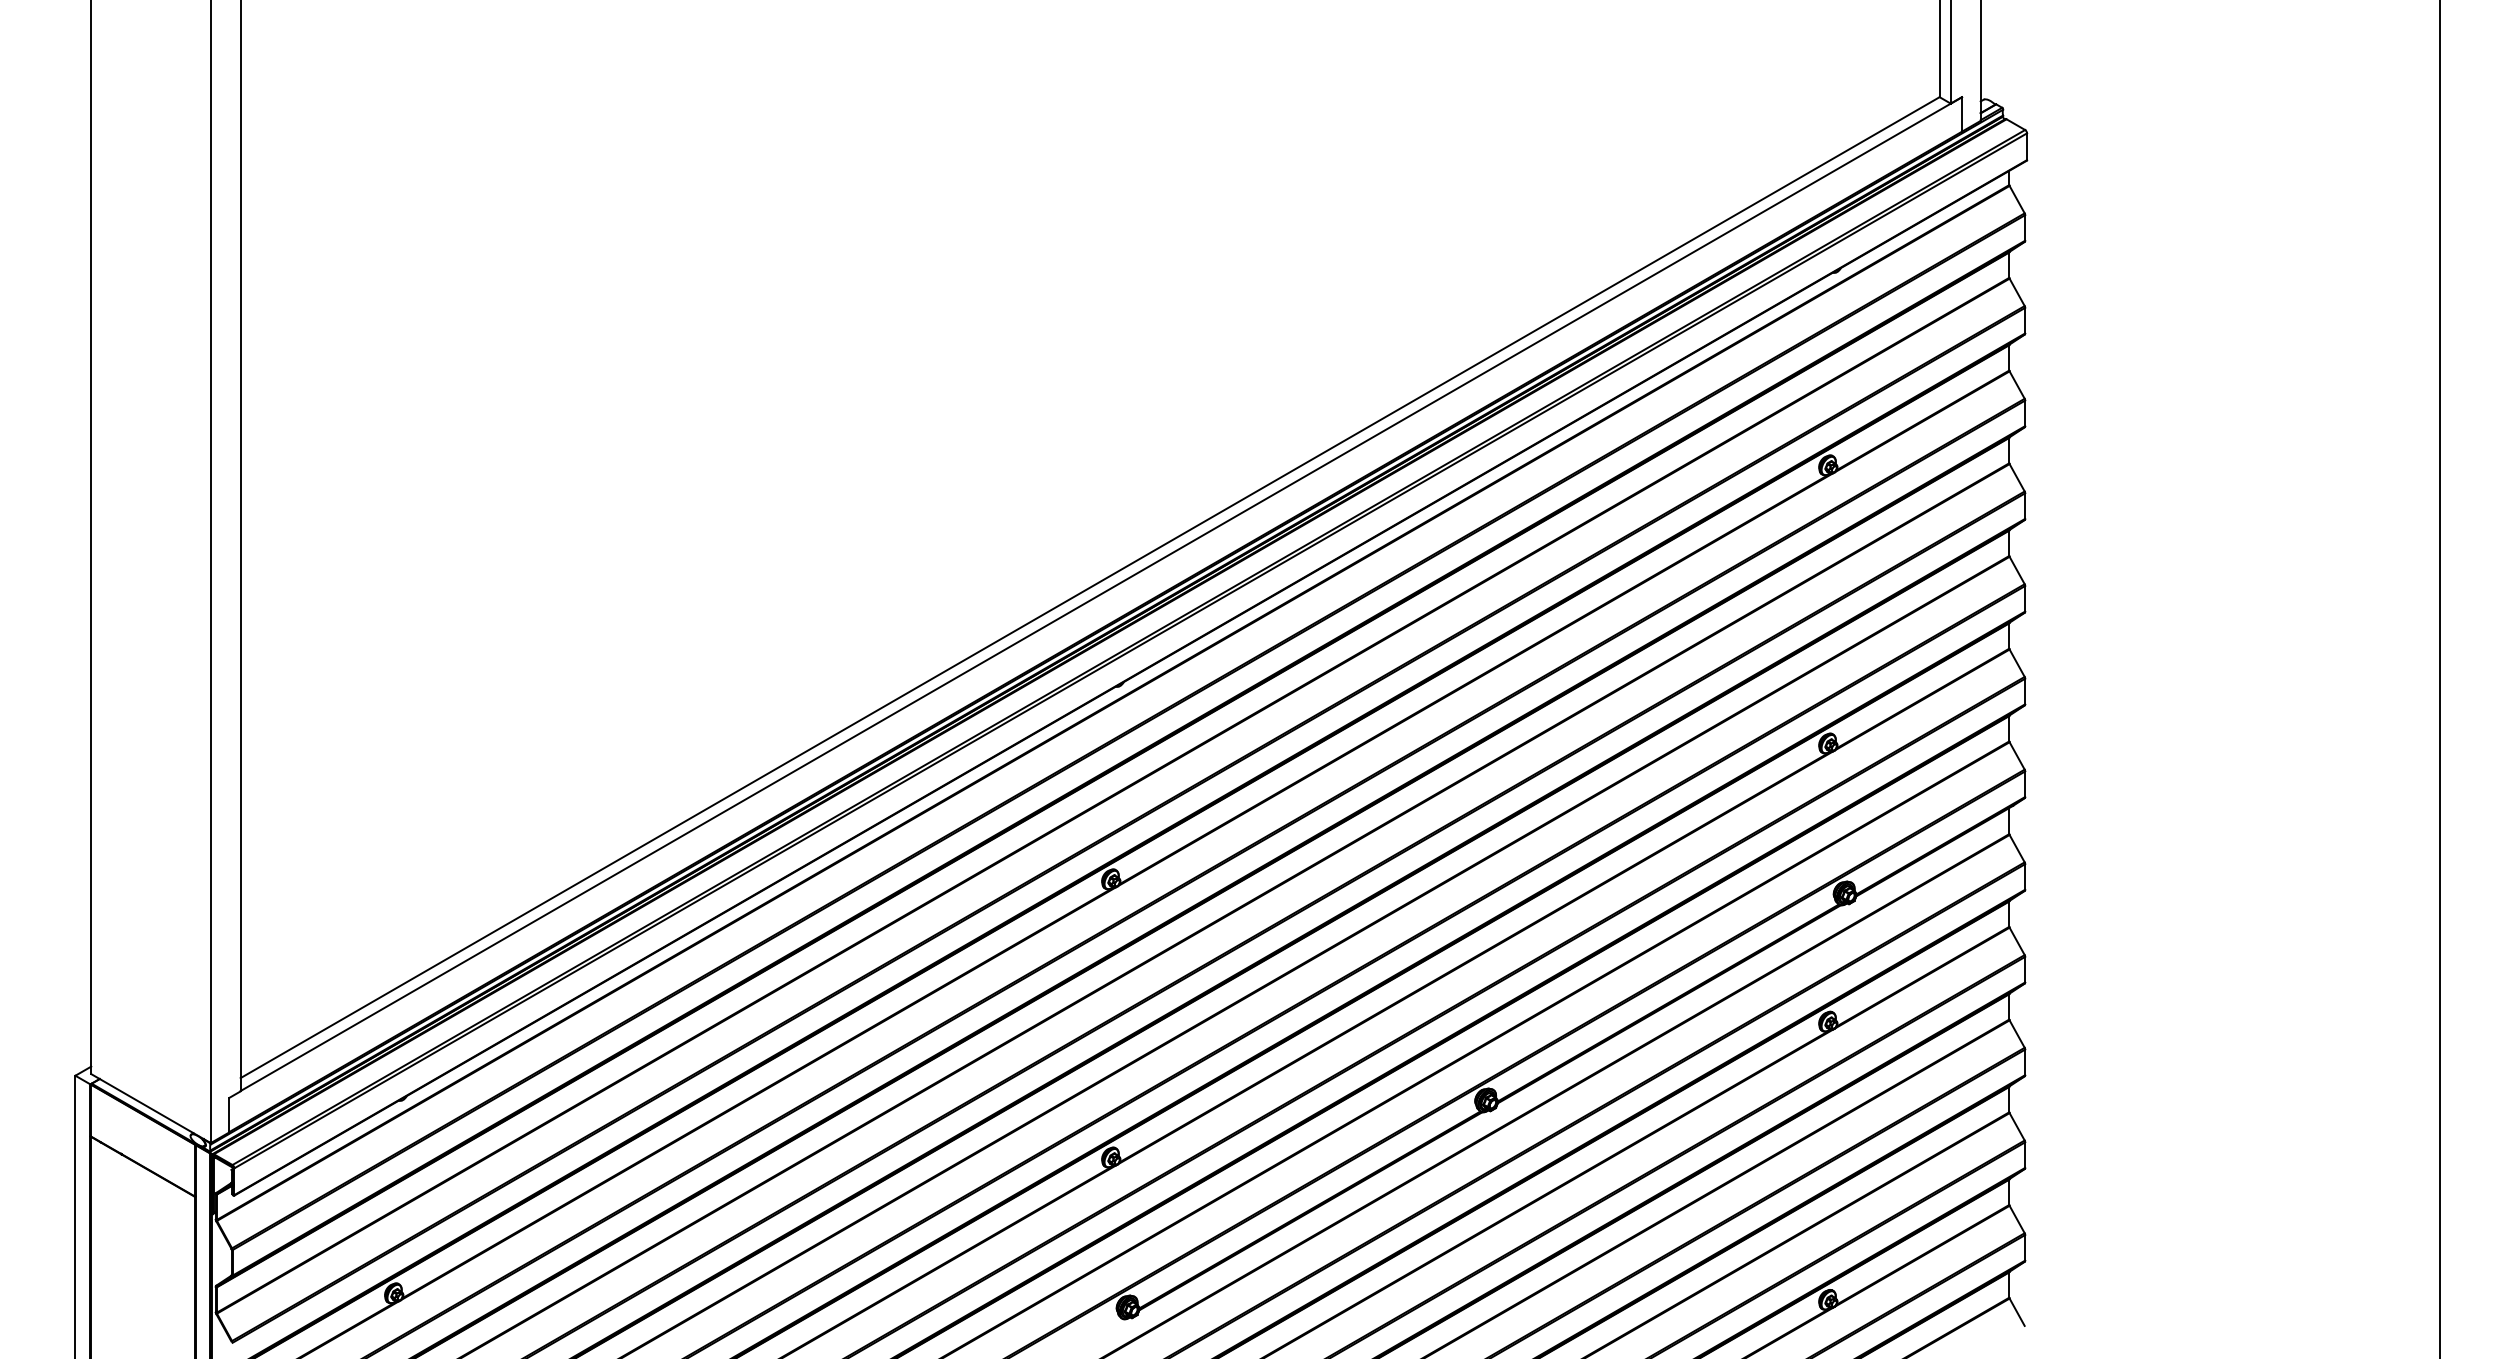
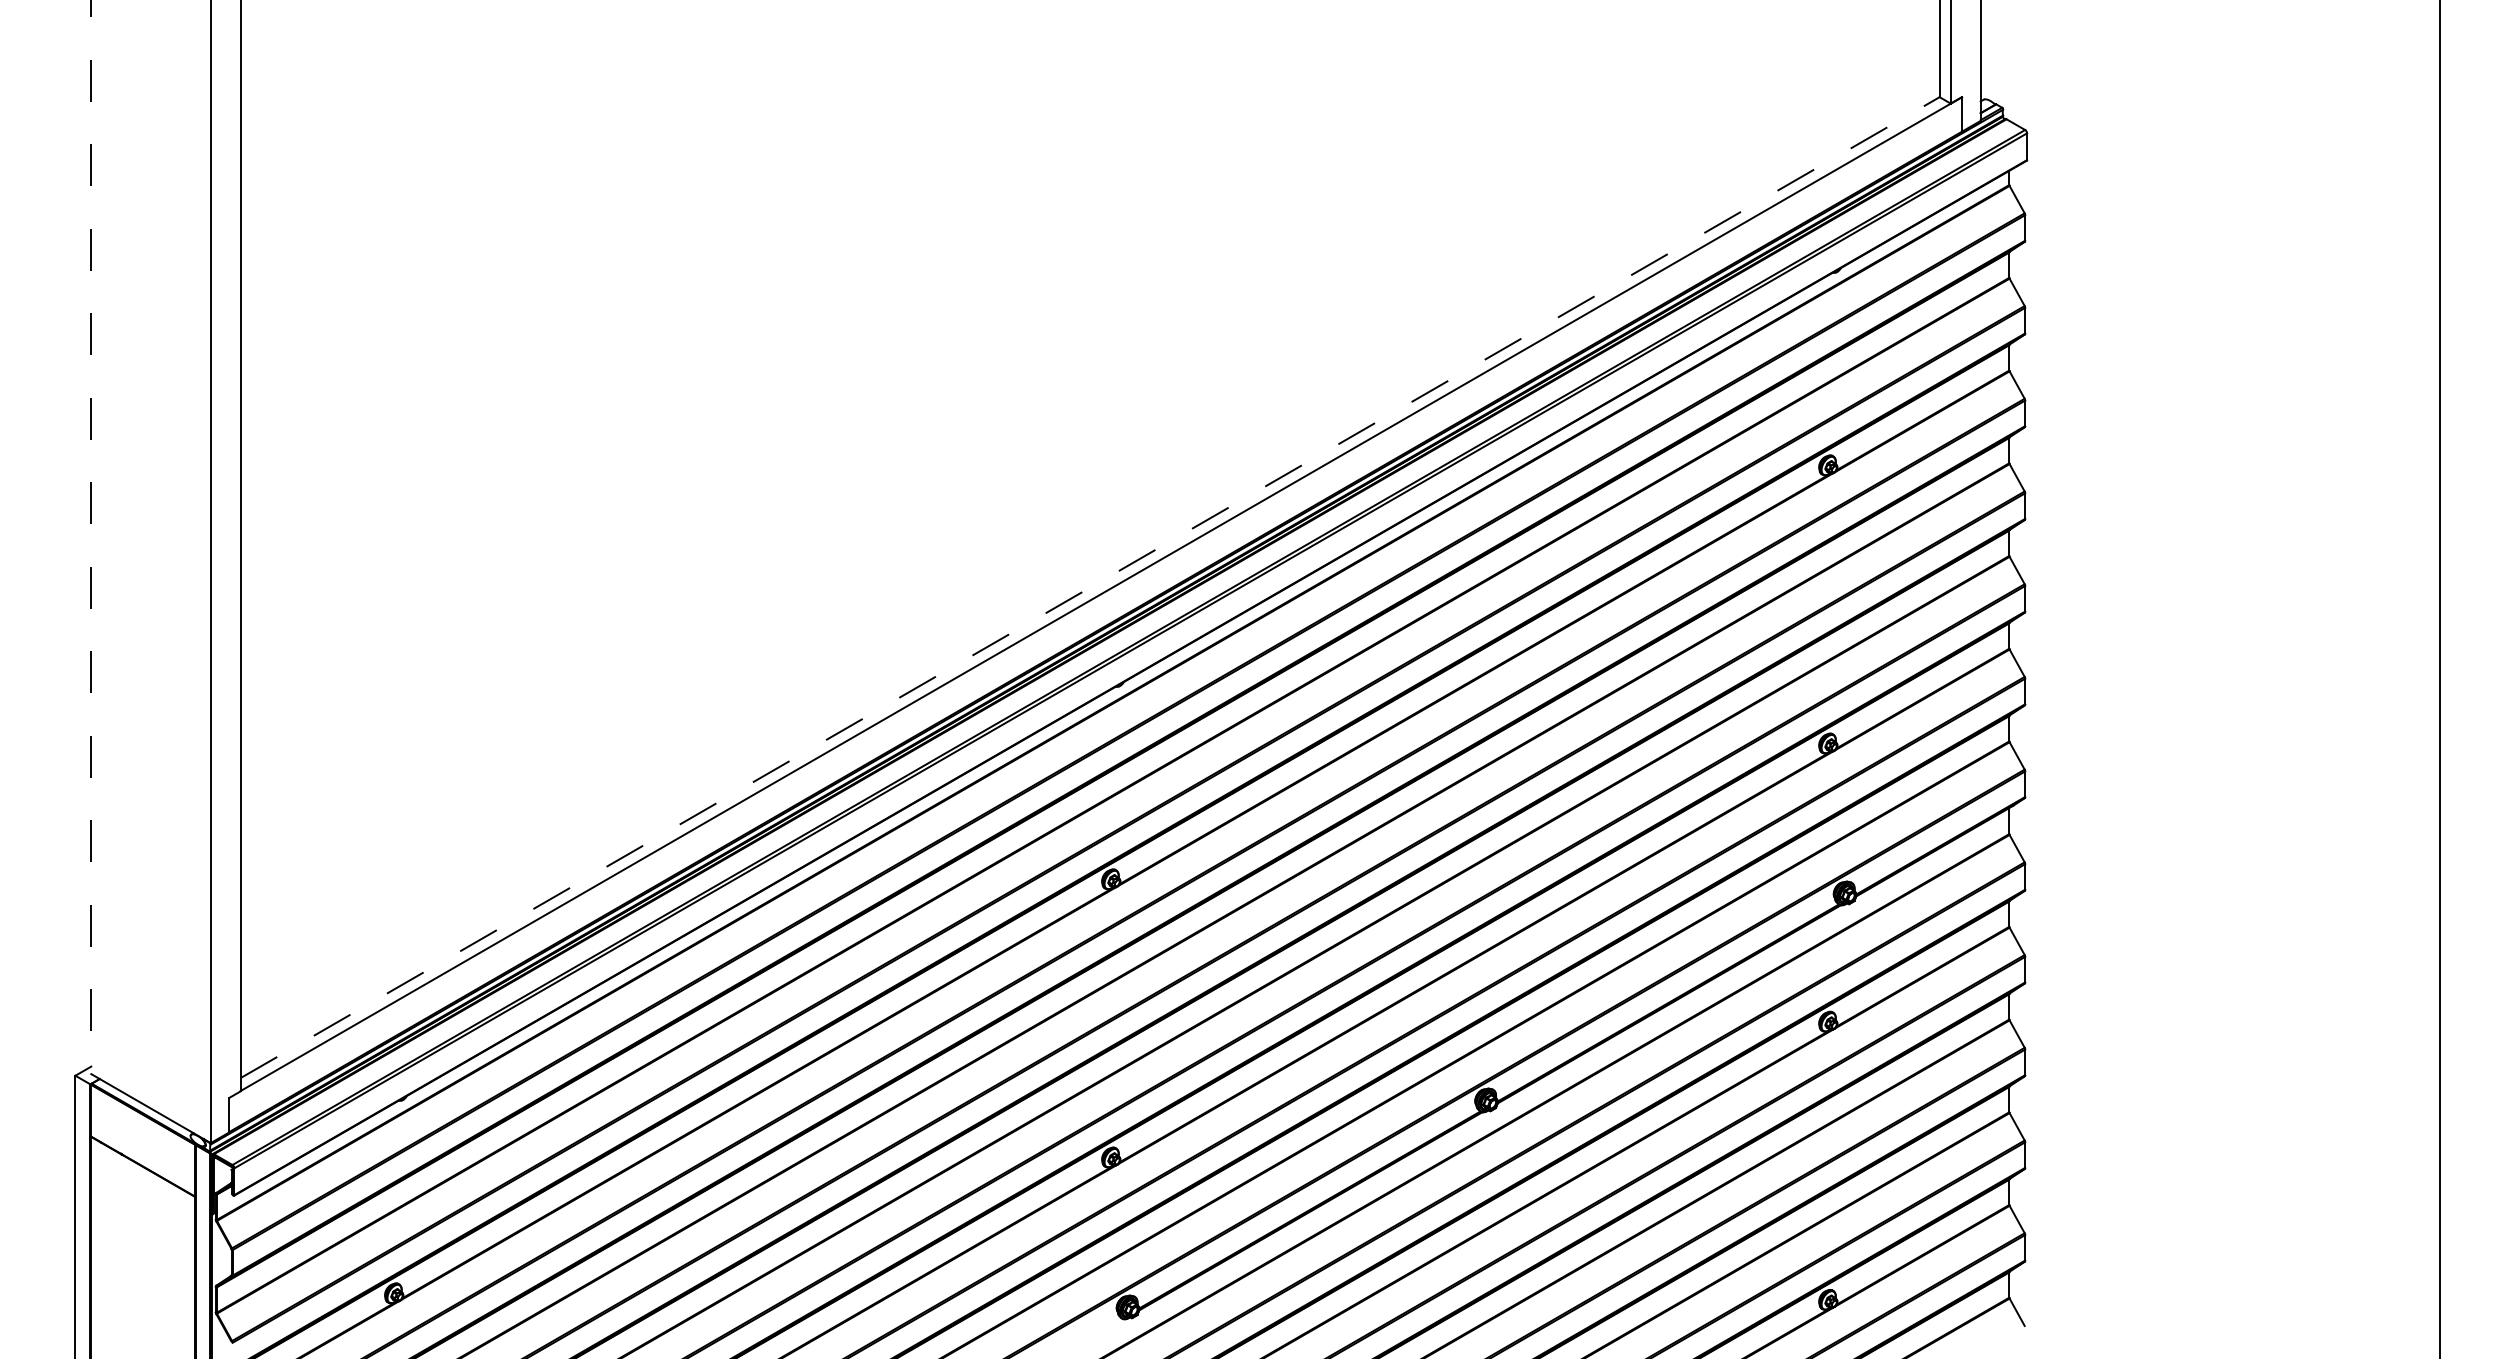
line: solid -> dashed (91, 537)
line: solid -> dashed (1090, 587)
